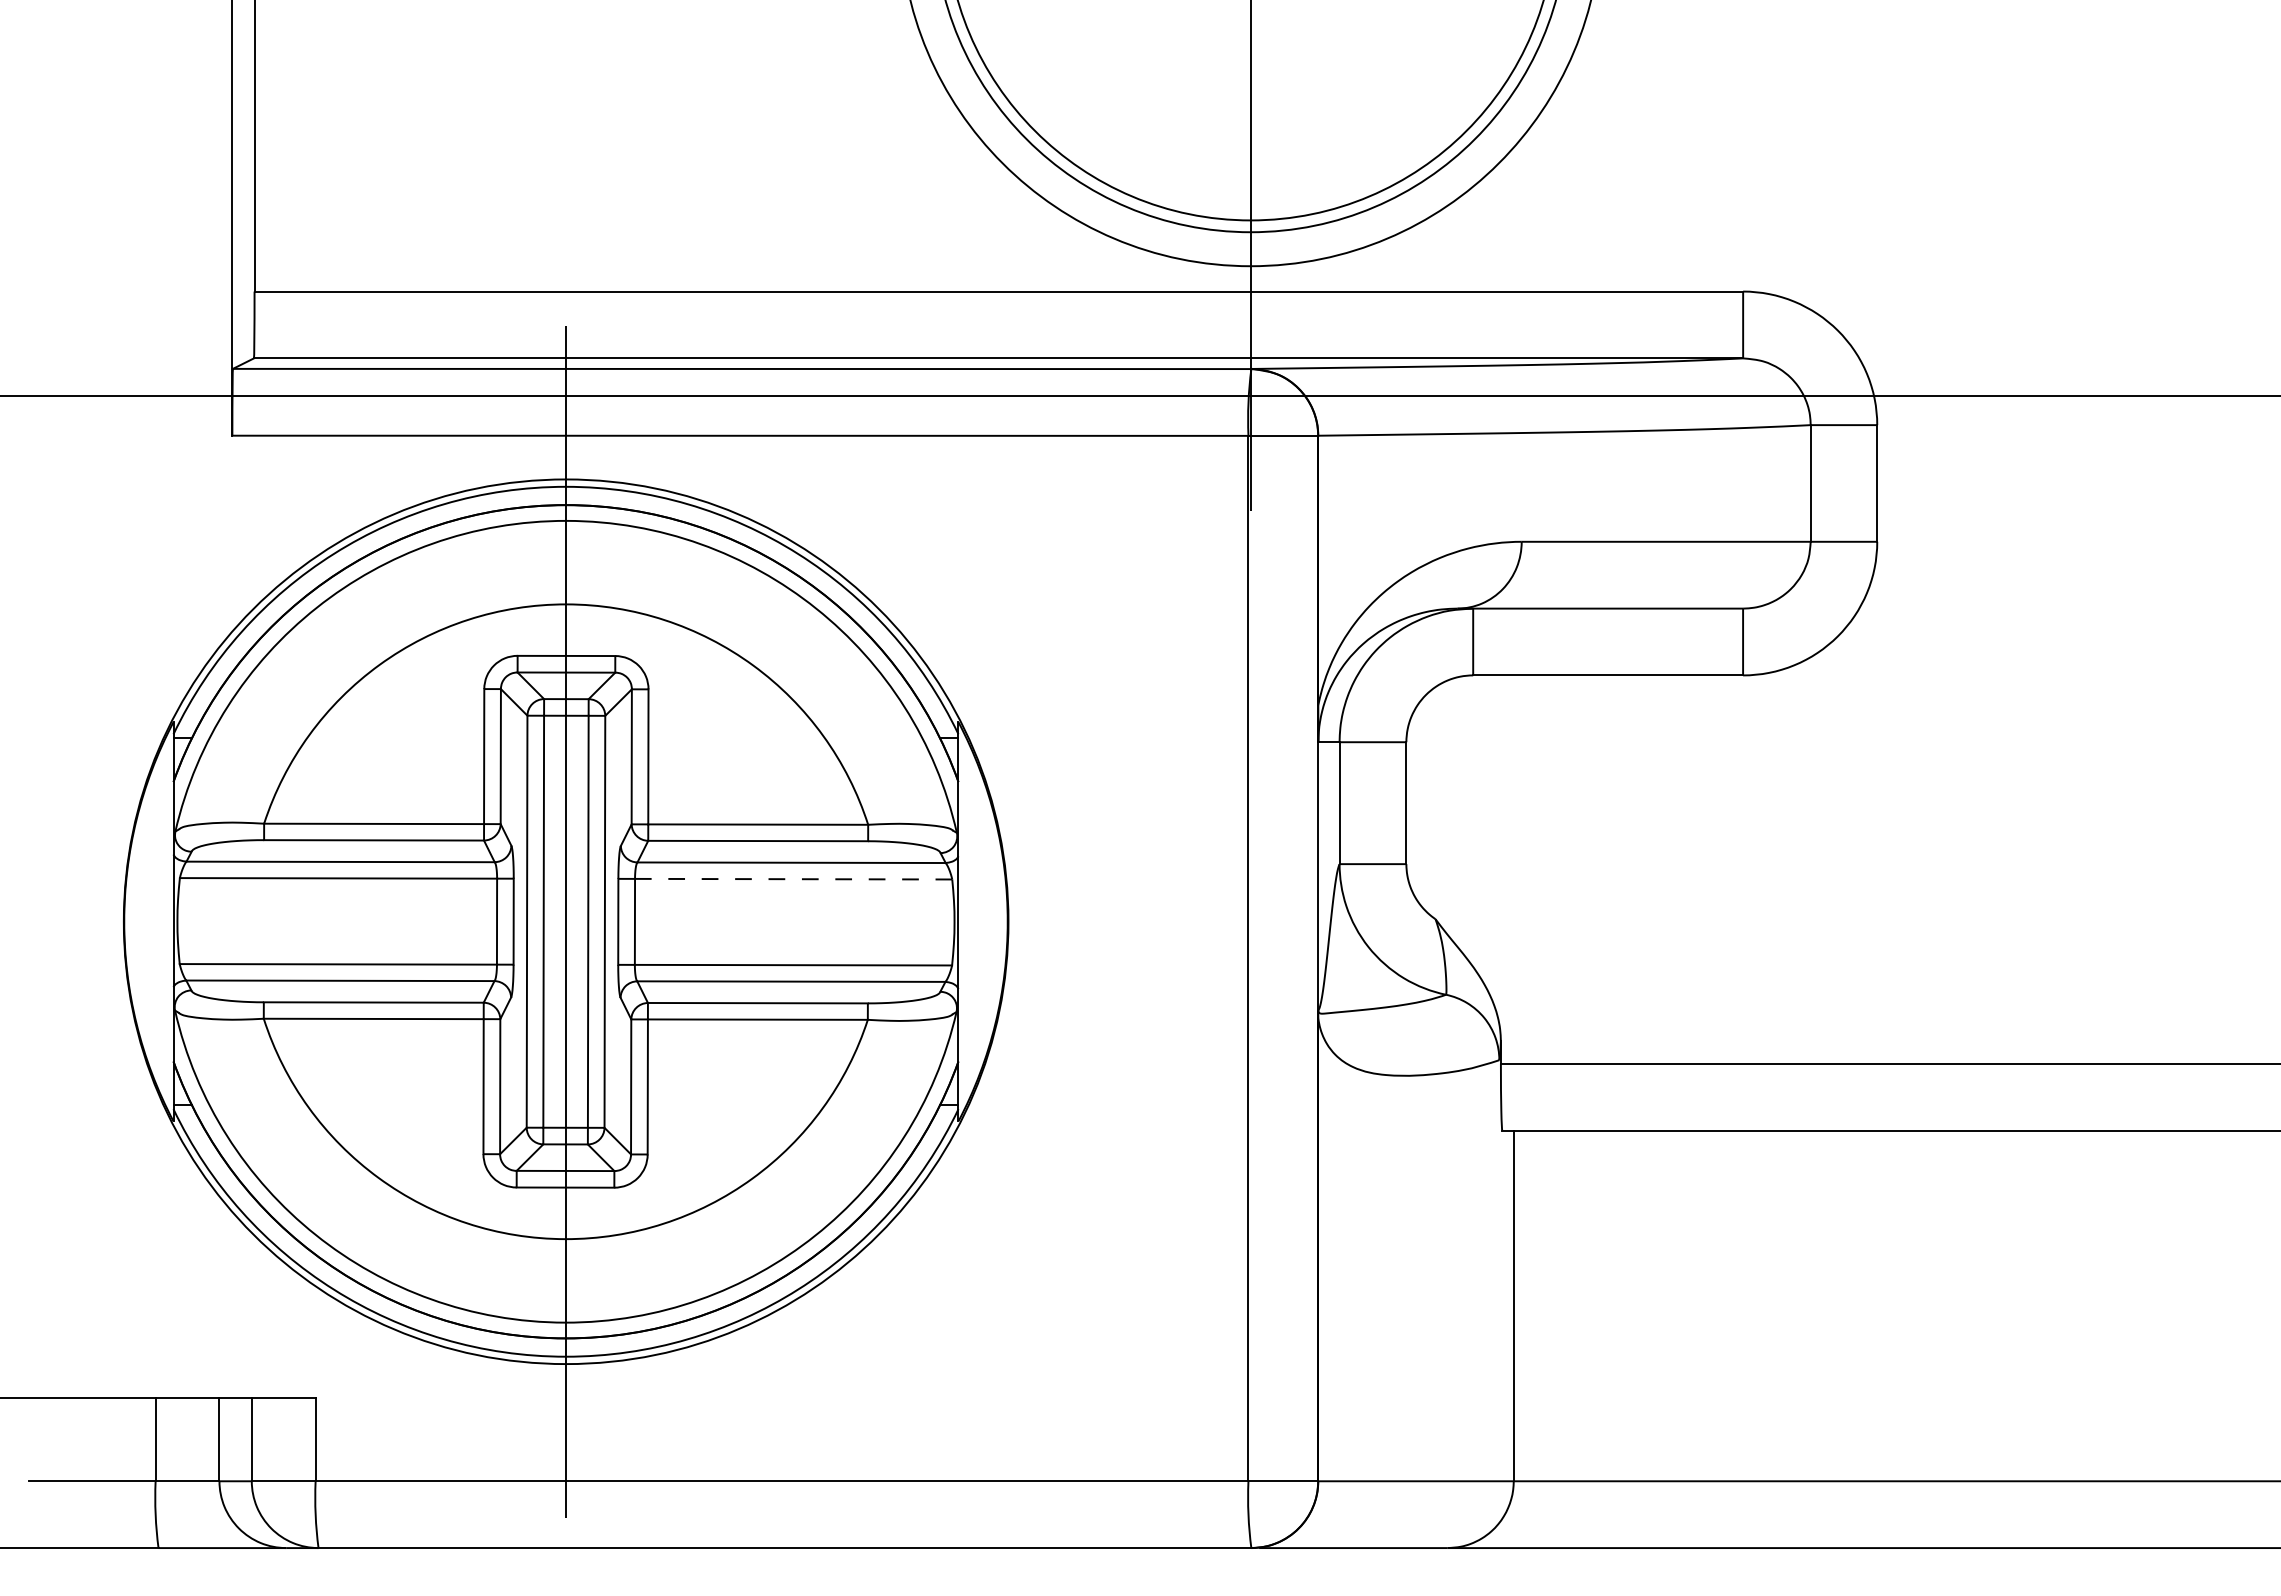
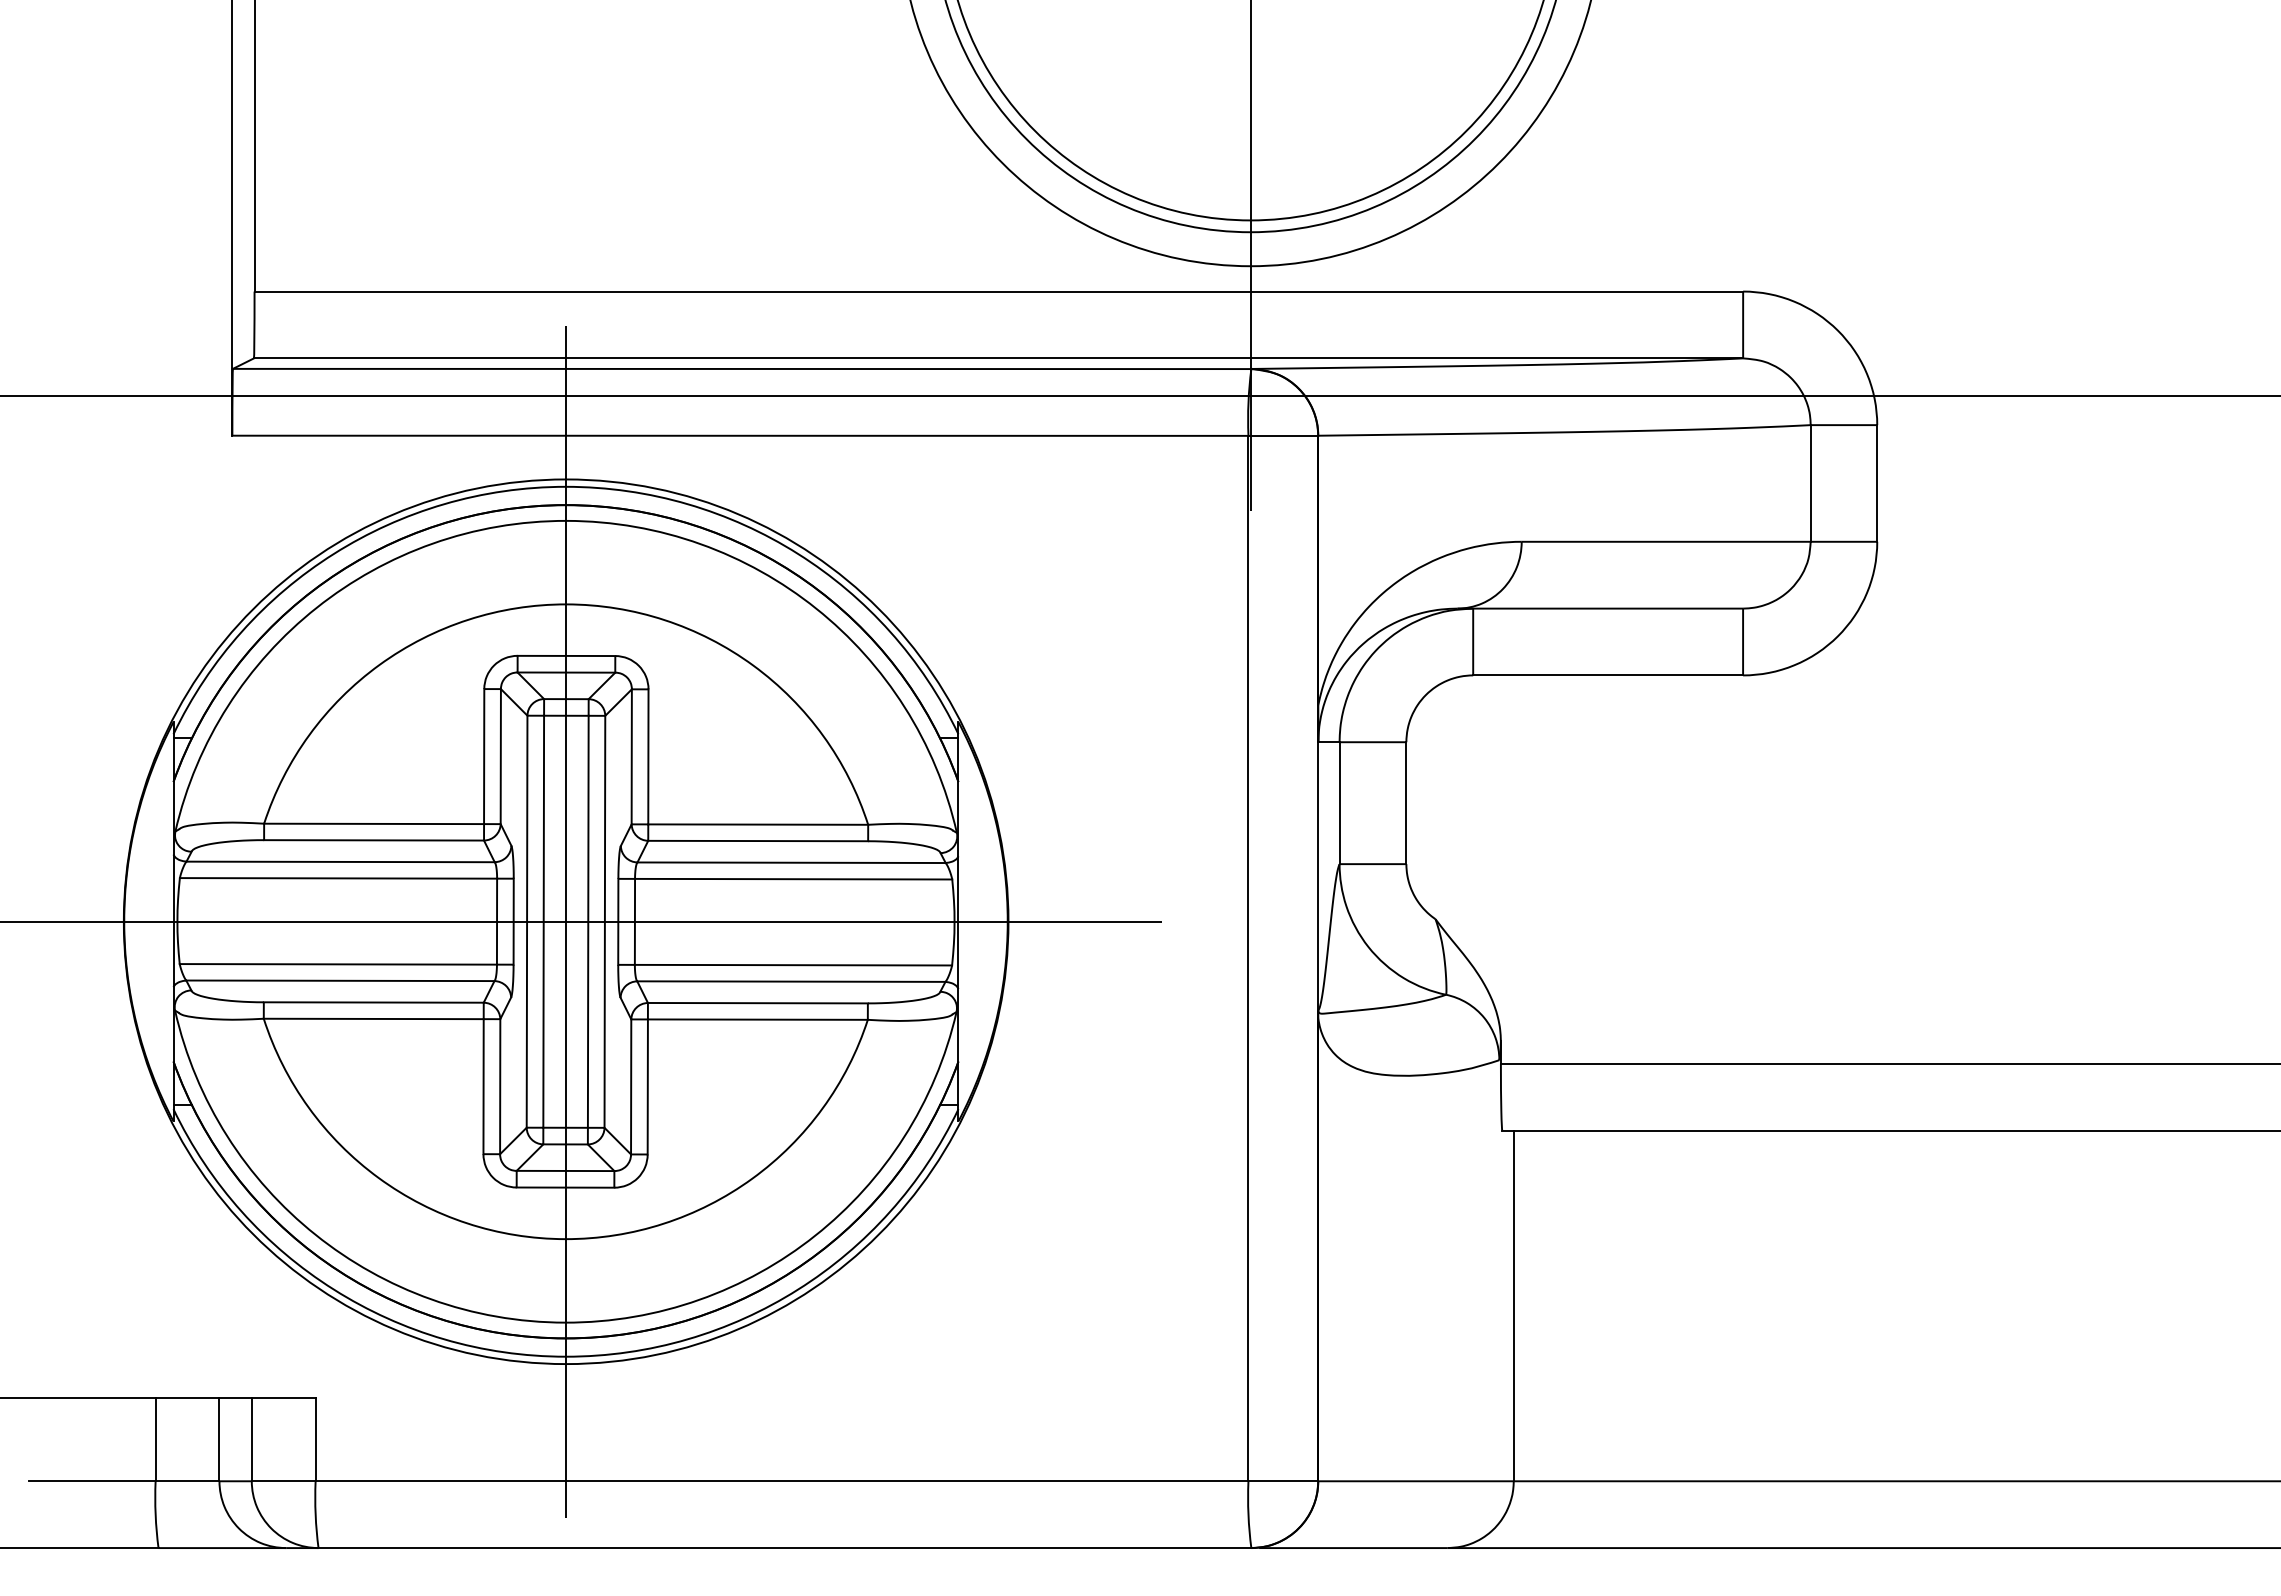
line: dashed -> solid (793, 879)
line: none -> present (581, 921)
